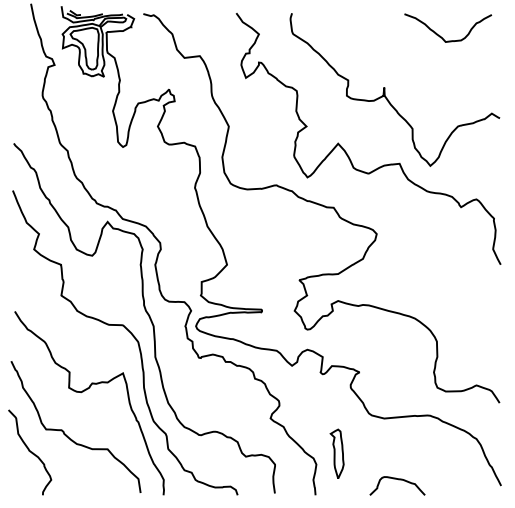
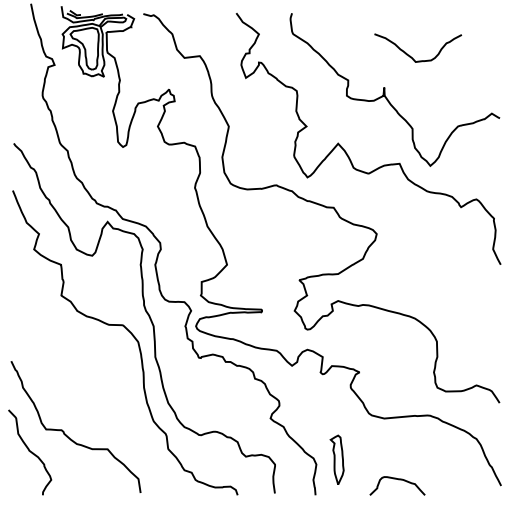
curve position: (440, 35) -> (410, 55) (410, 55)
curve: present -> none (83, 392)
part position: (336, 453) -> (336, 459) (336, 459)
